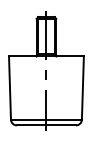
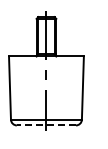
line: solid -> dashed (46, 125)
